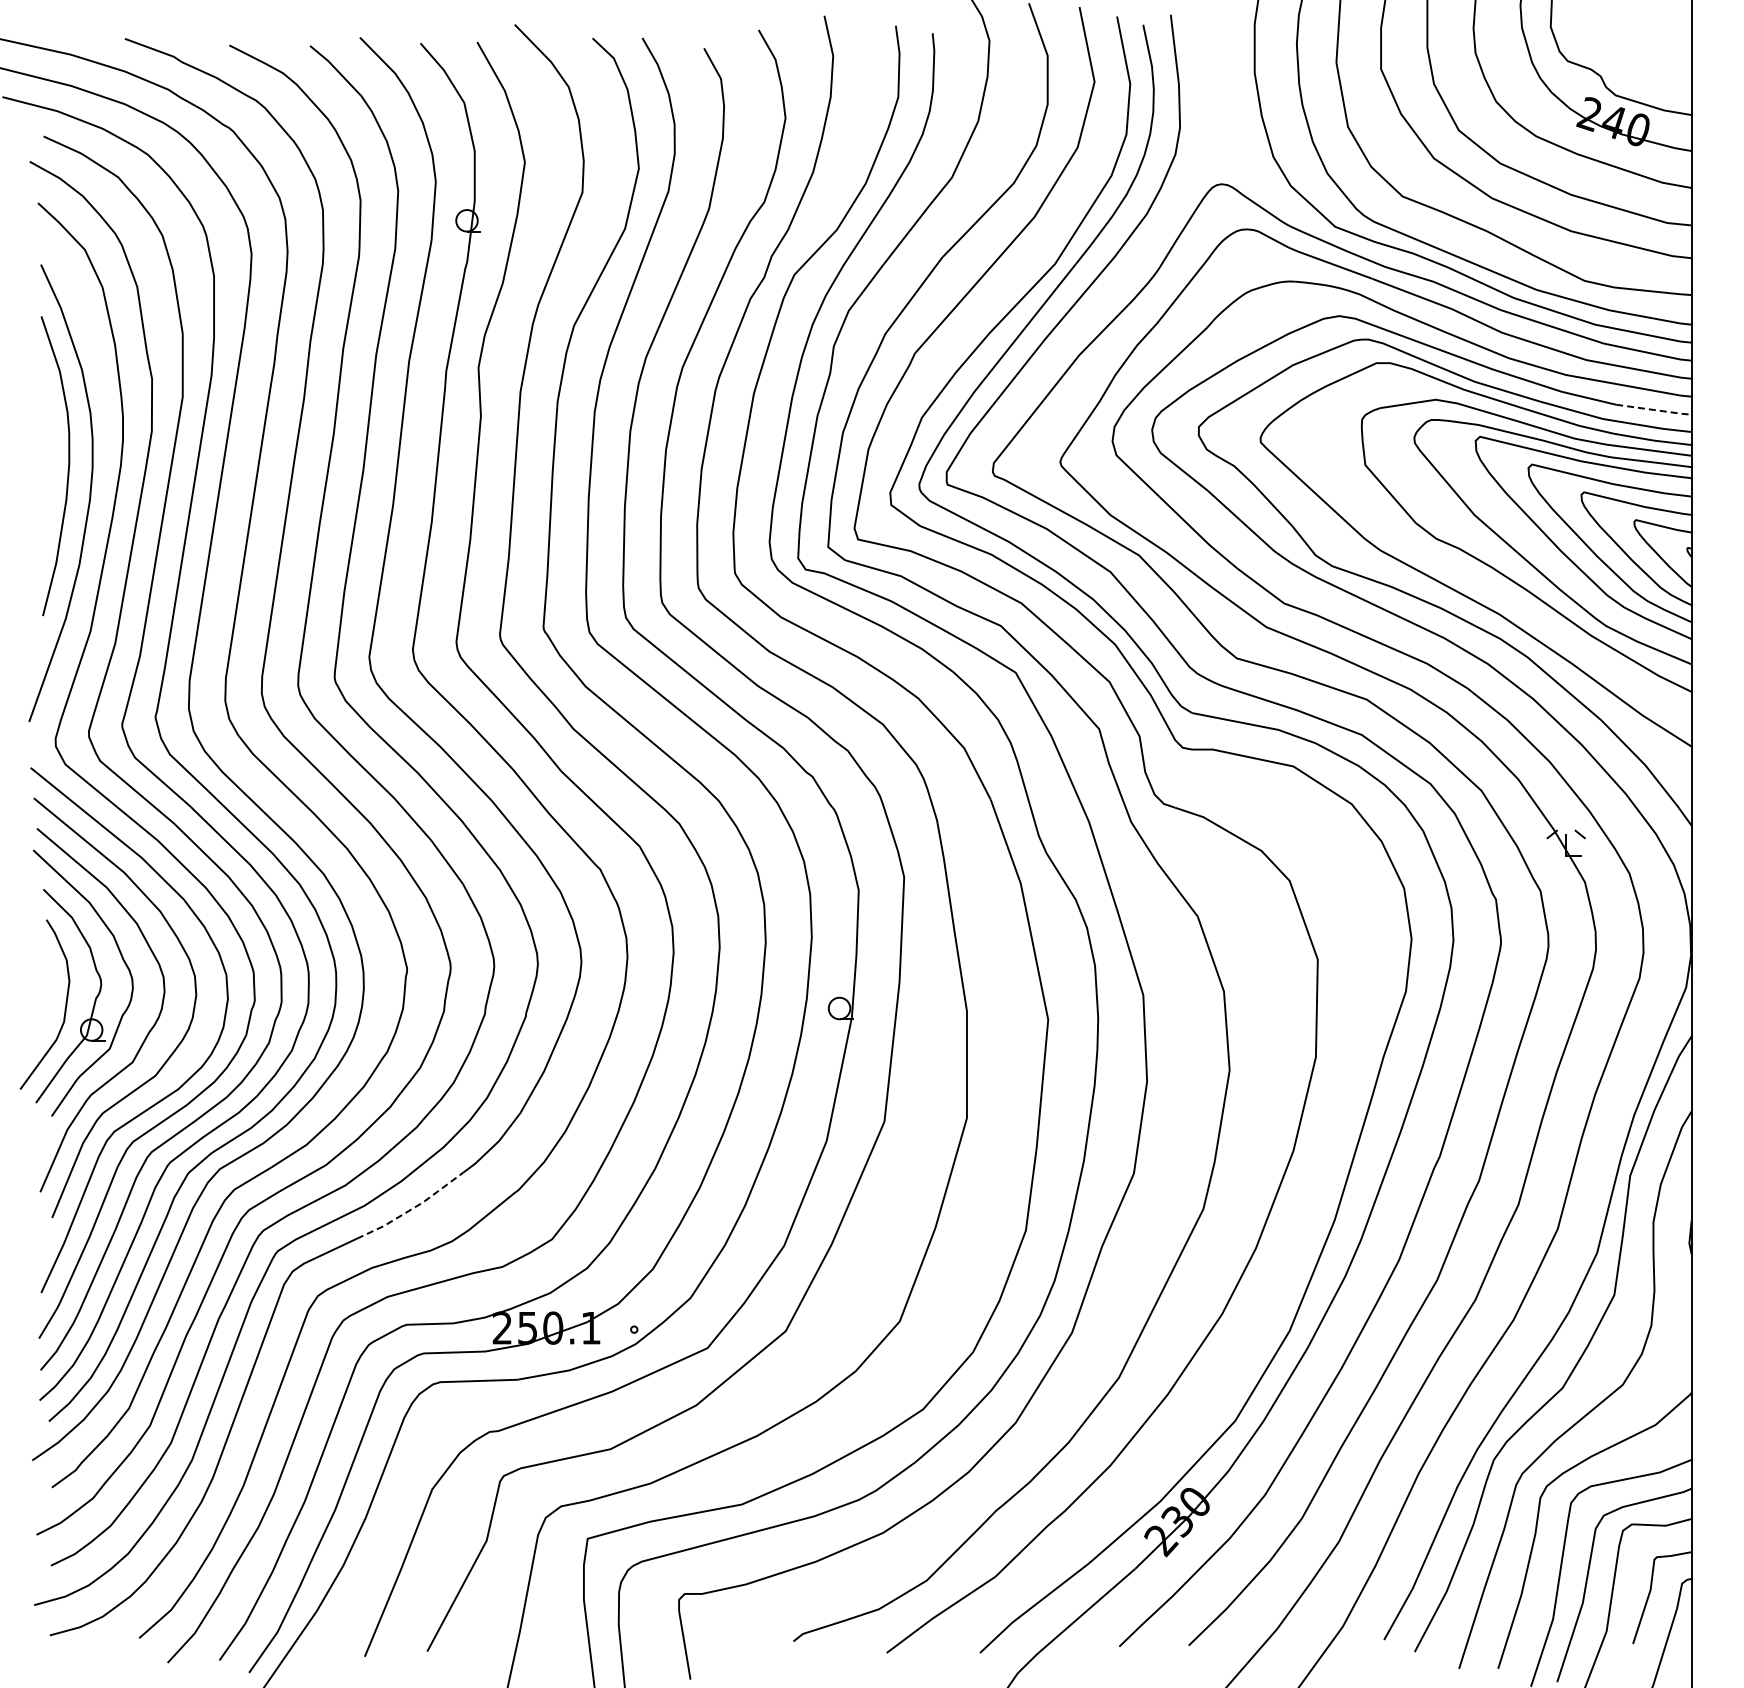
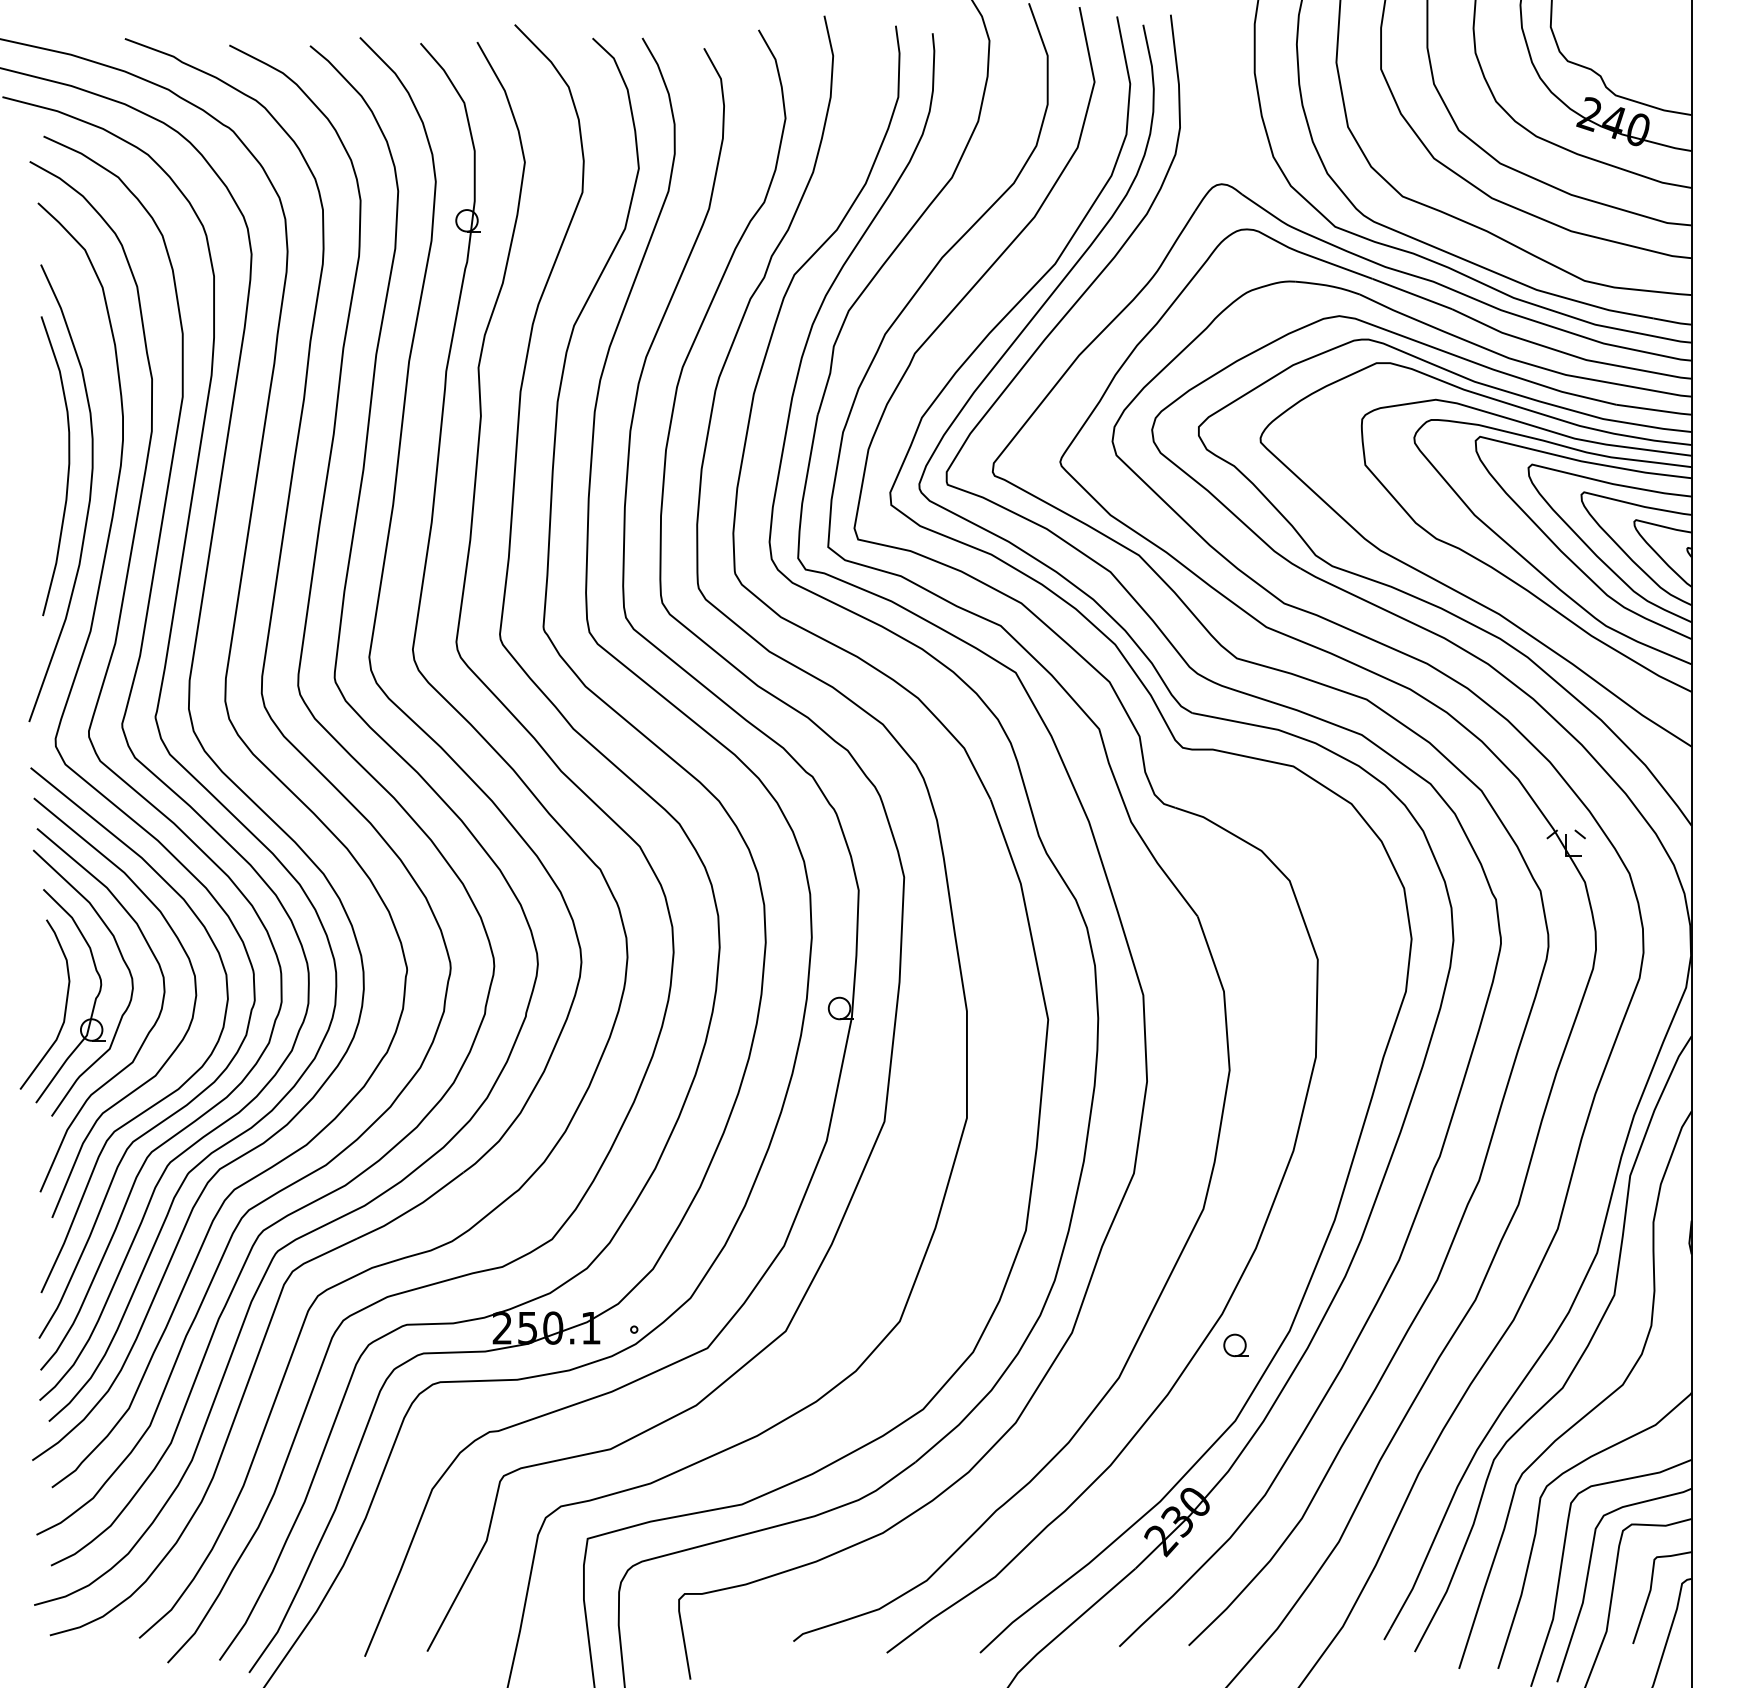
line: dashed -> solid (1654, 410)
line: dashed -> solid (413, 1208)
part: none -> present (1235, 1345)
